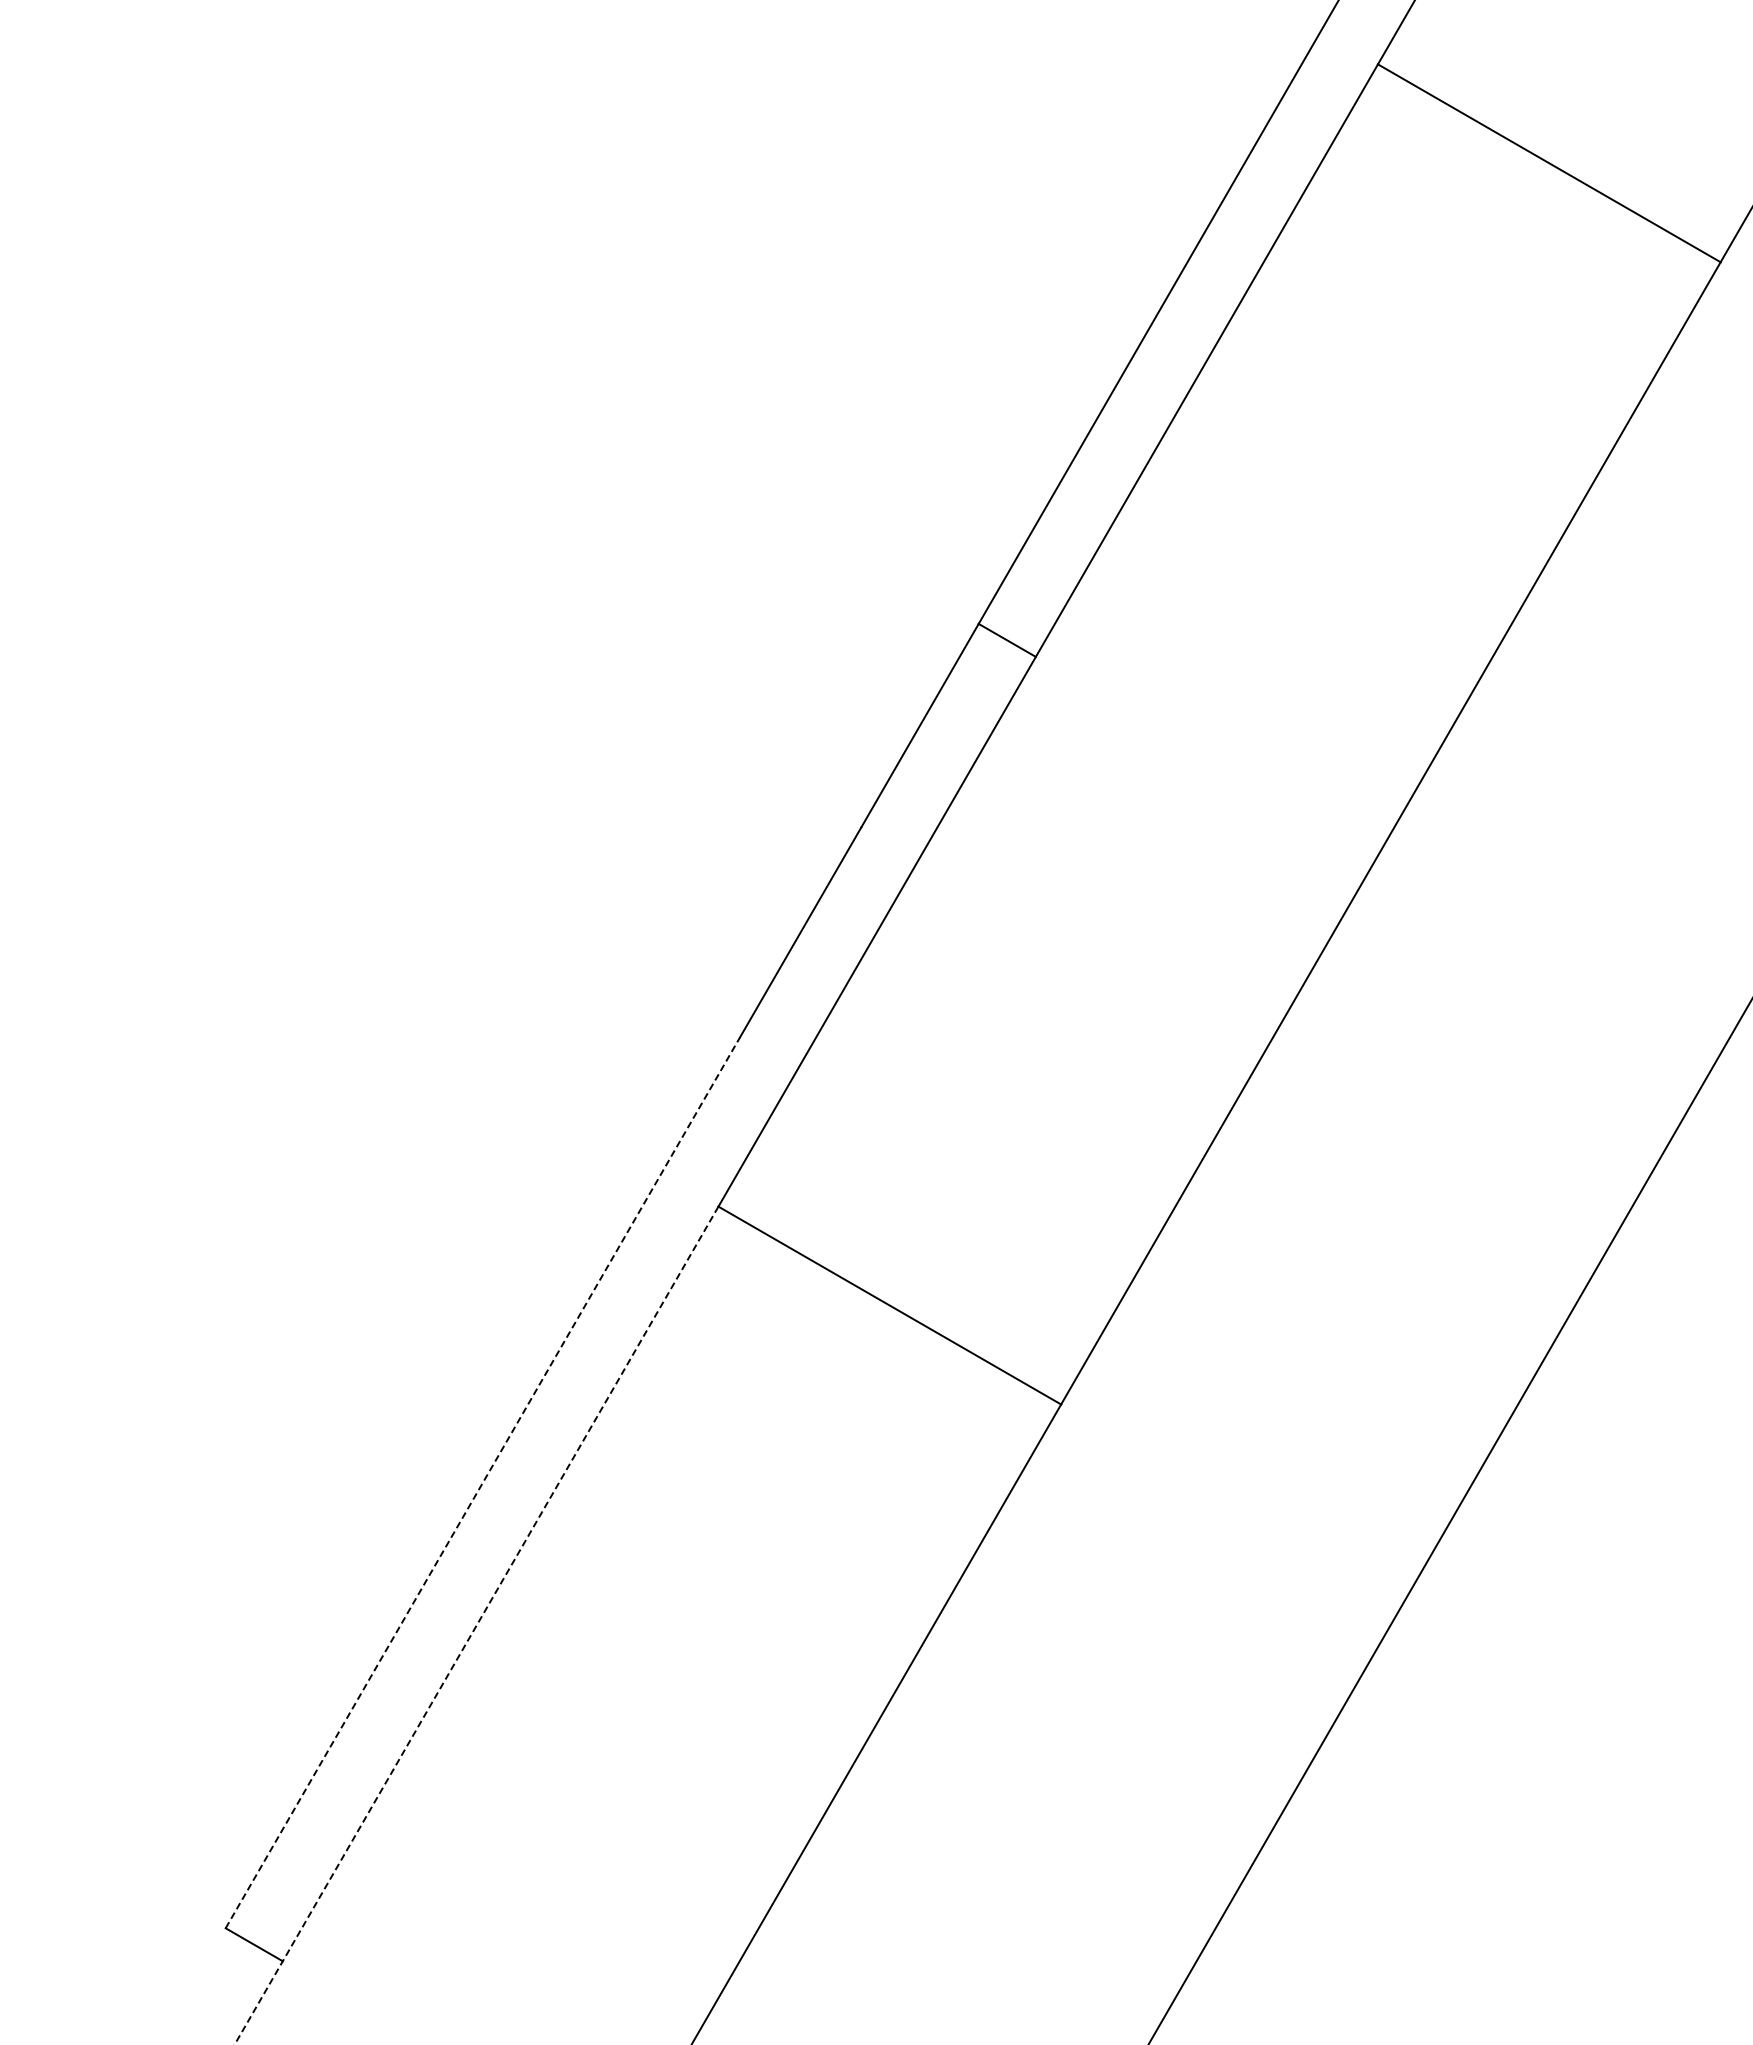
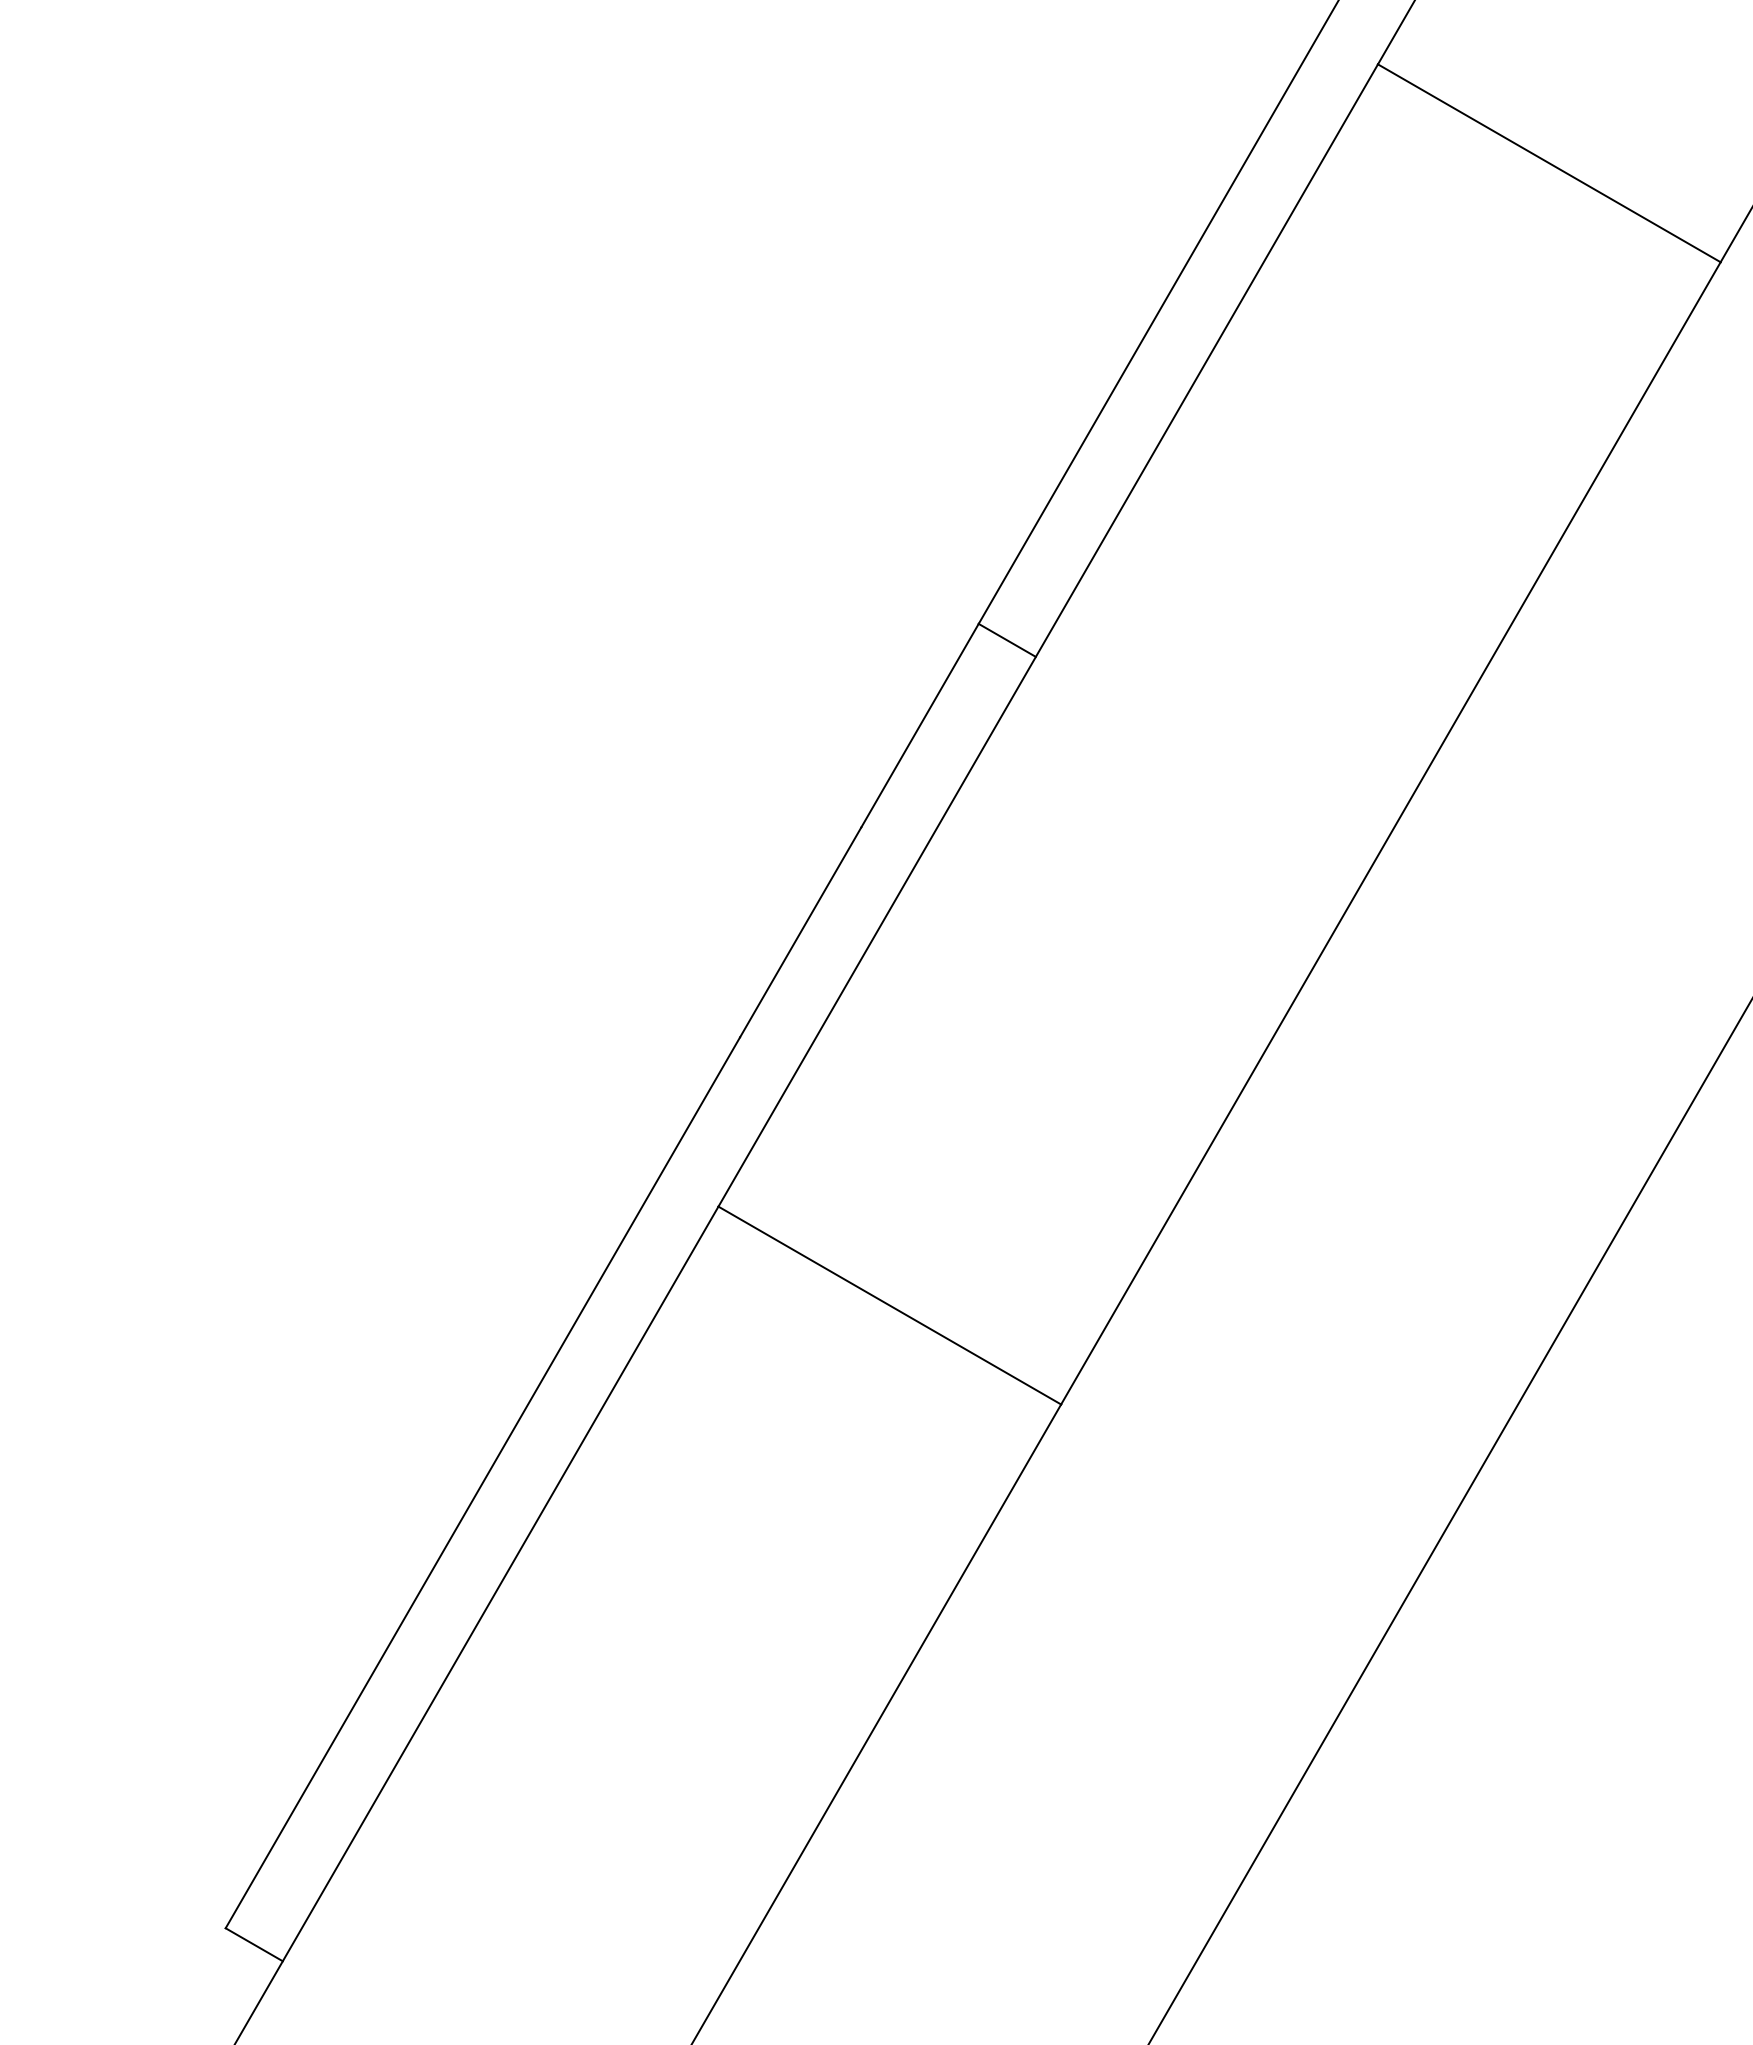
line: dashed -> solid (483, 1482)
line: dashed -> solid (476, 1625)
